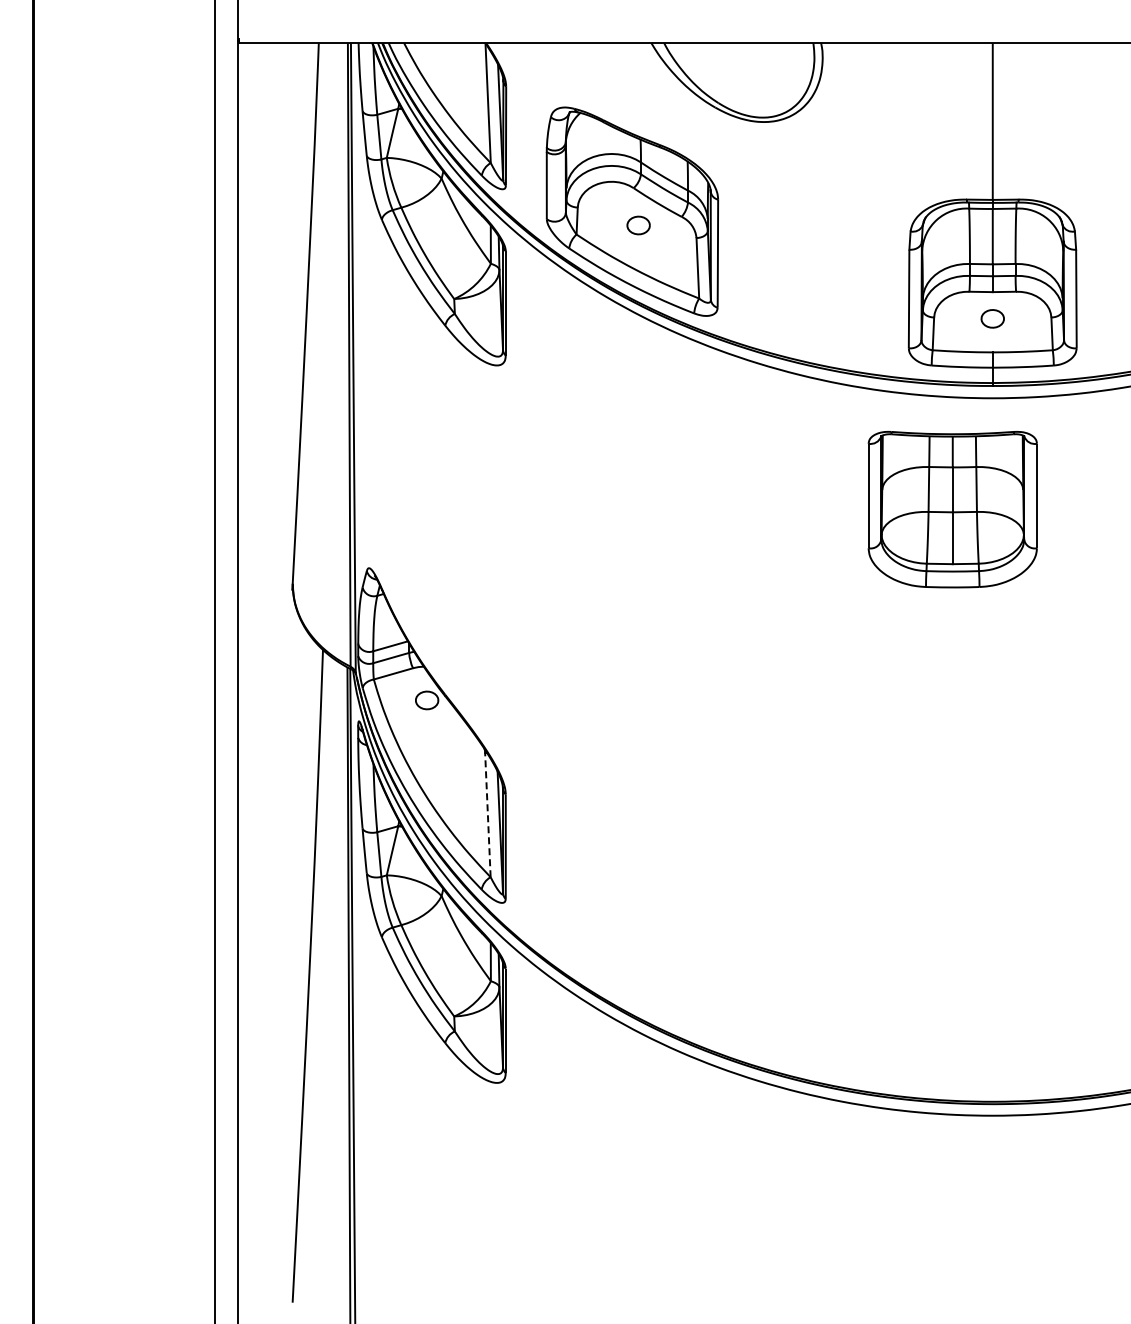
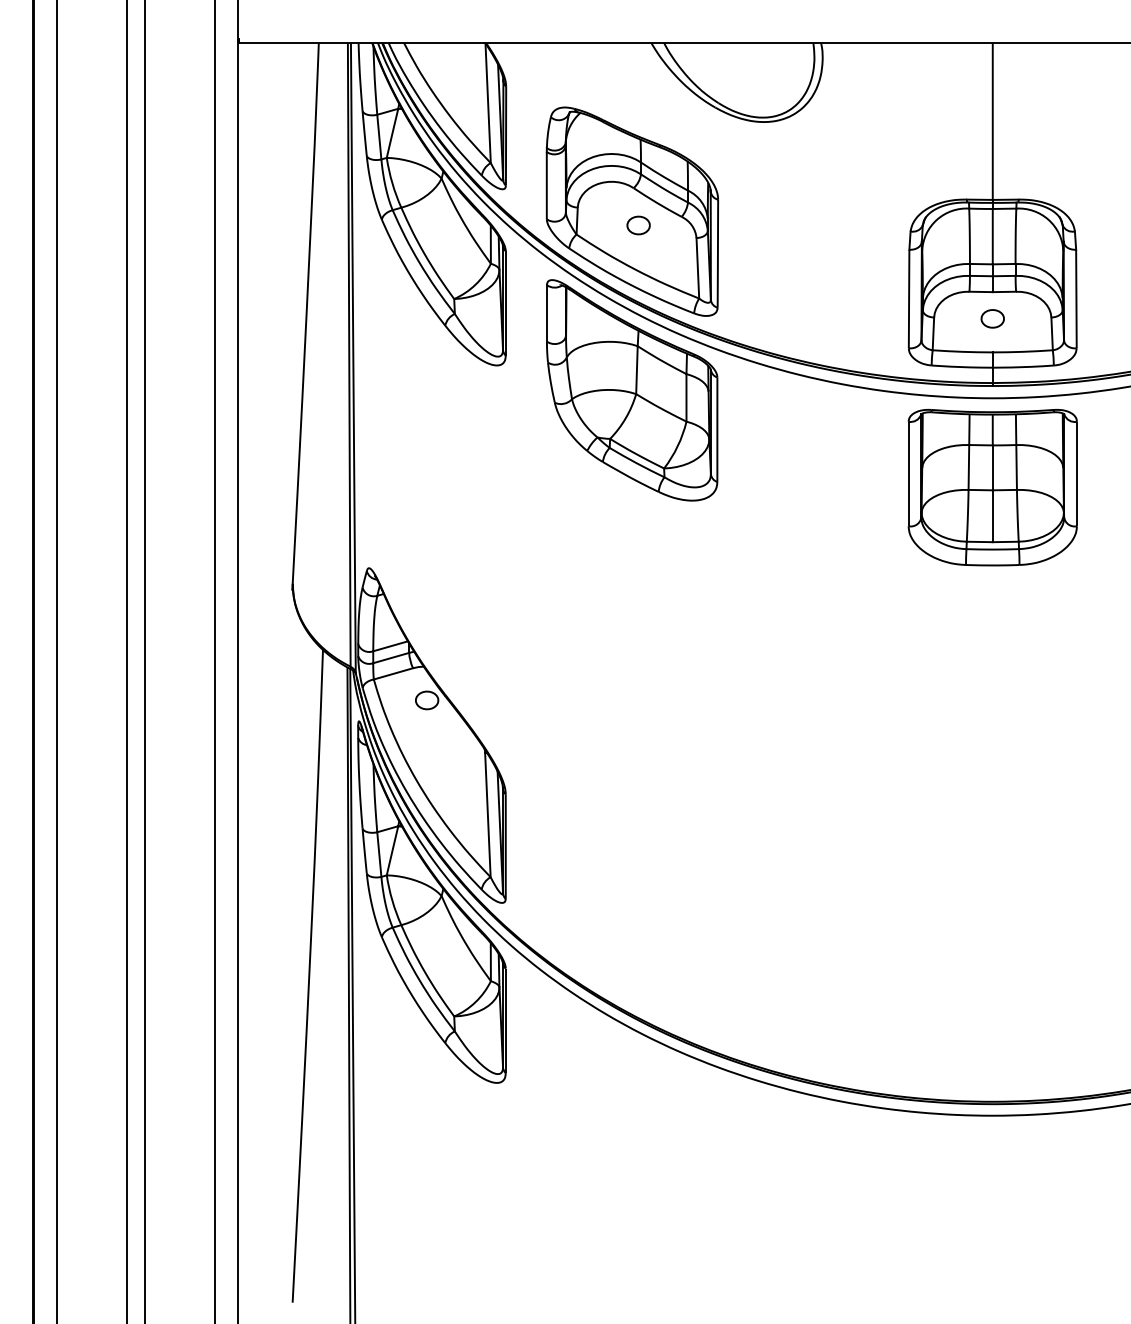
part: none -> present (632, 390)
part position: (952, 509) -> (992, 487) (992, 487)
line: none -> present (56, 661)
line: none -> present (126, 661)
line: none -> present (144, 661)
line: dashed -> solid (487, 814)
